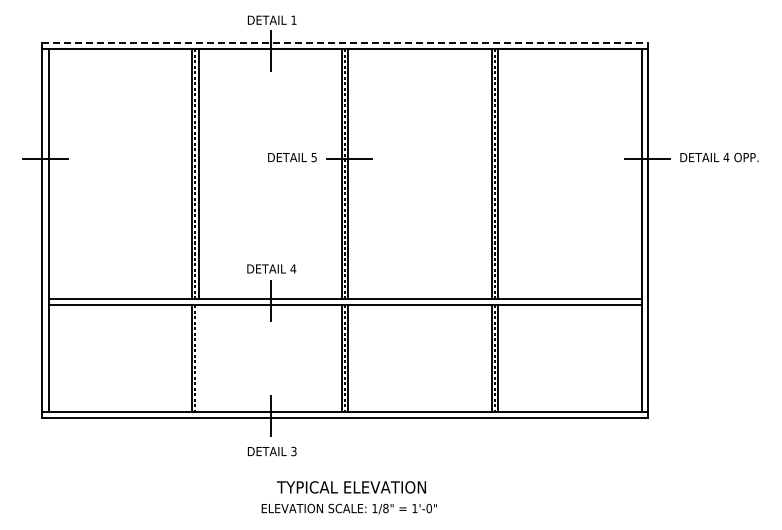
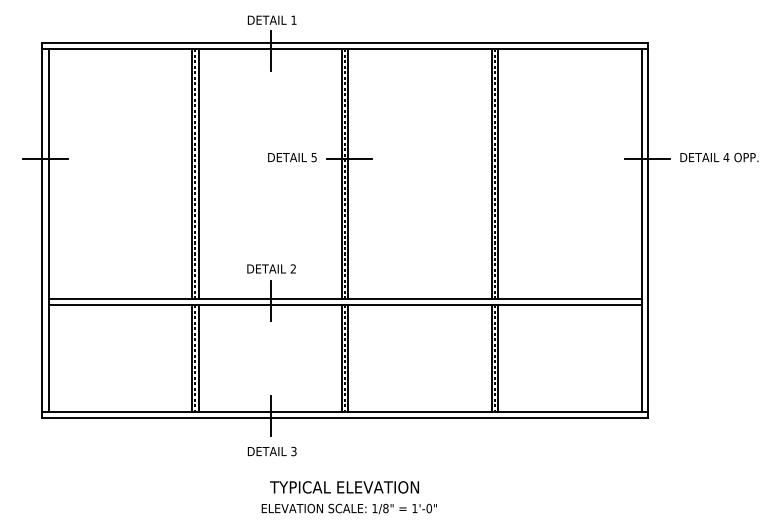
line: dashed -> solid (345, 43)
text: 4 -> 2 (293, 268)
line: none -> present (198, 358)
text position: (351, 487) -> (344, 487) (344, 487)
